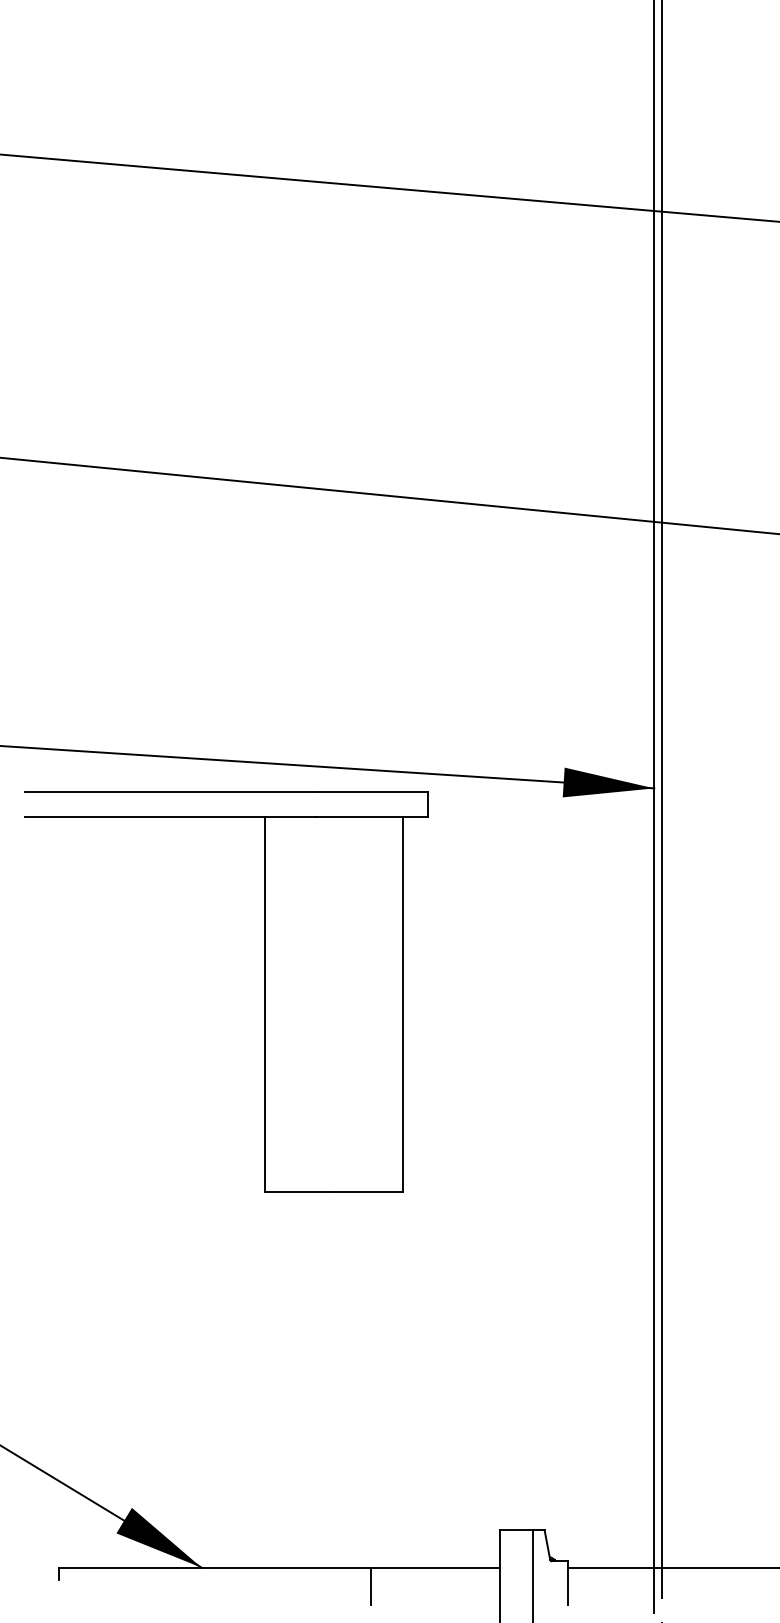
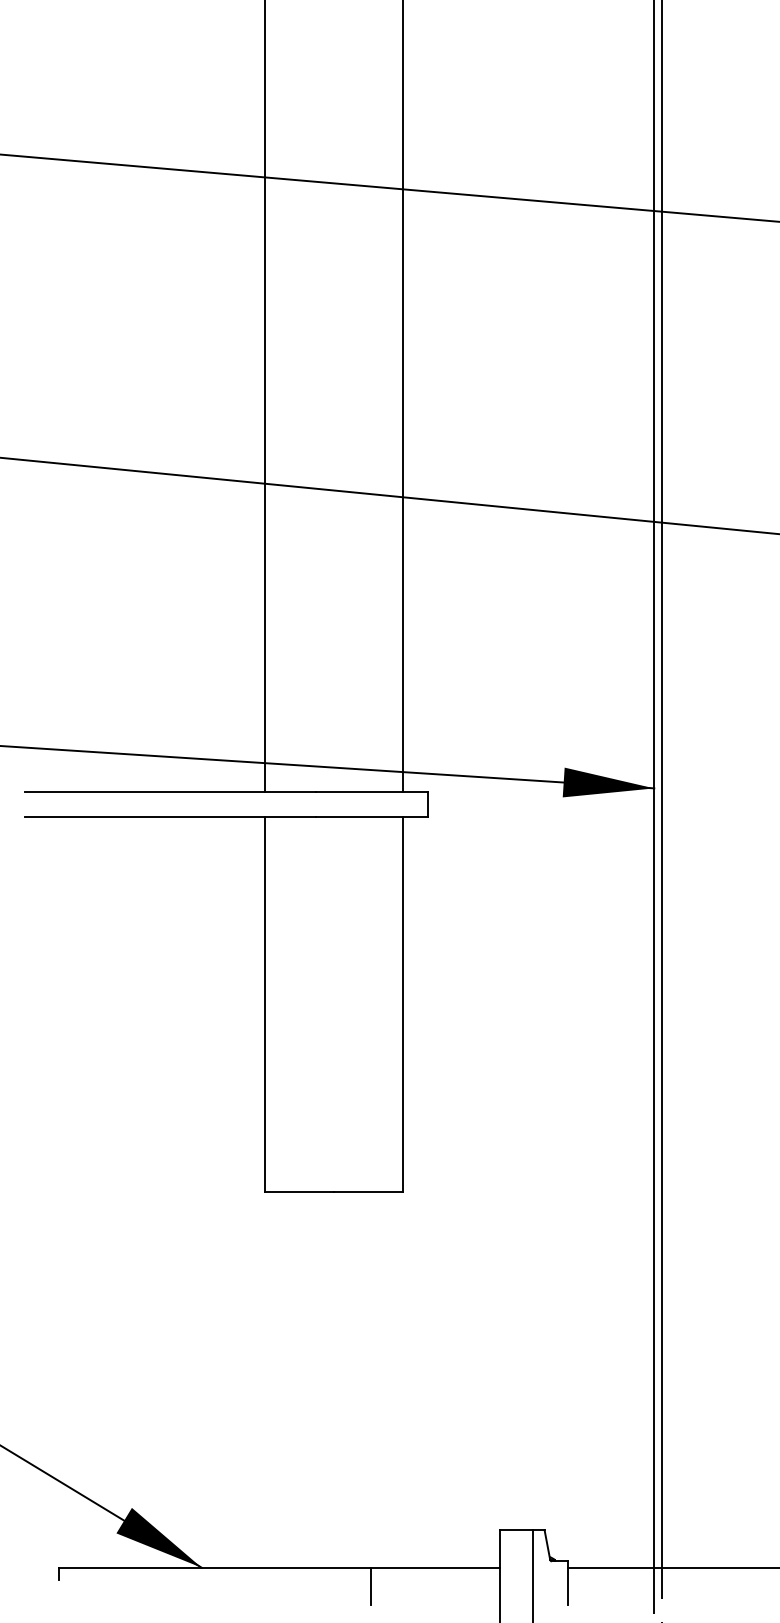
line: none -> present (265, 396)
line: none -> present (402, 396)
